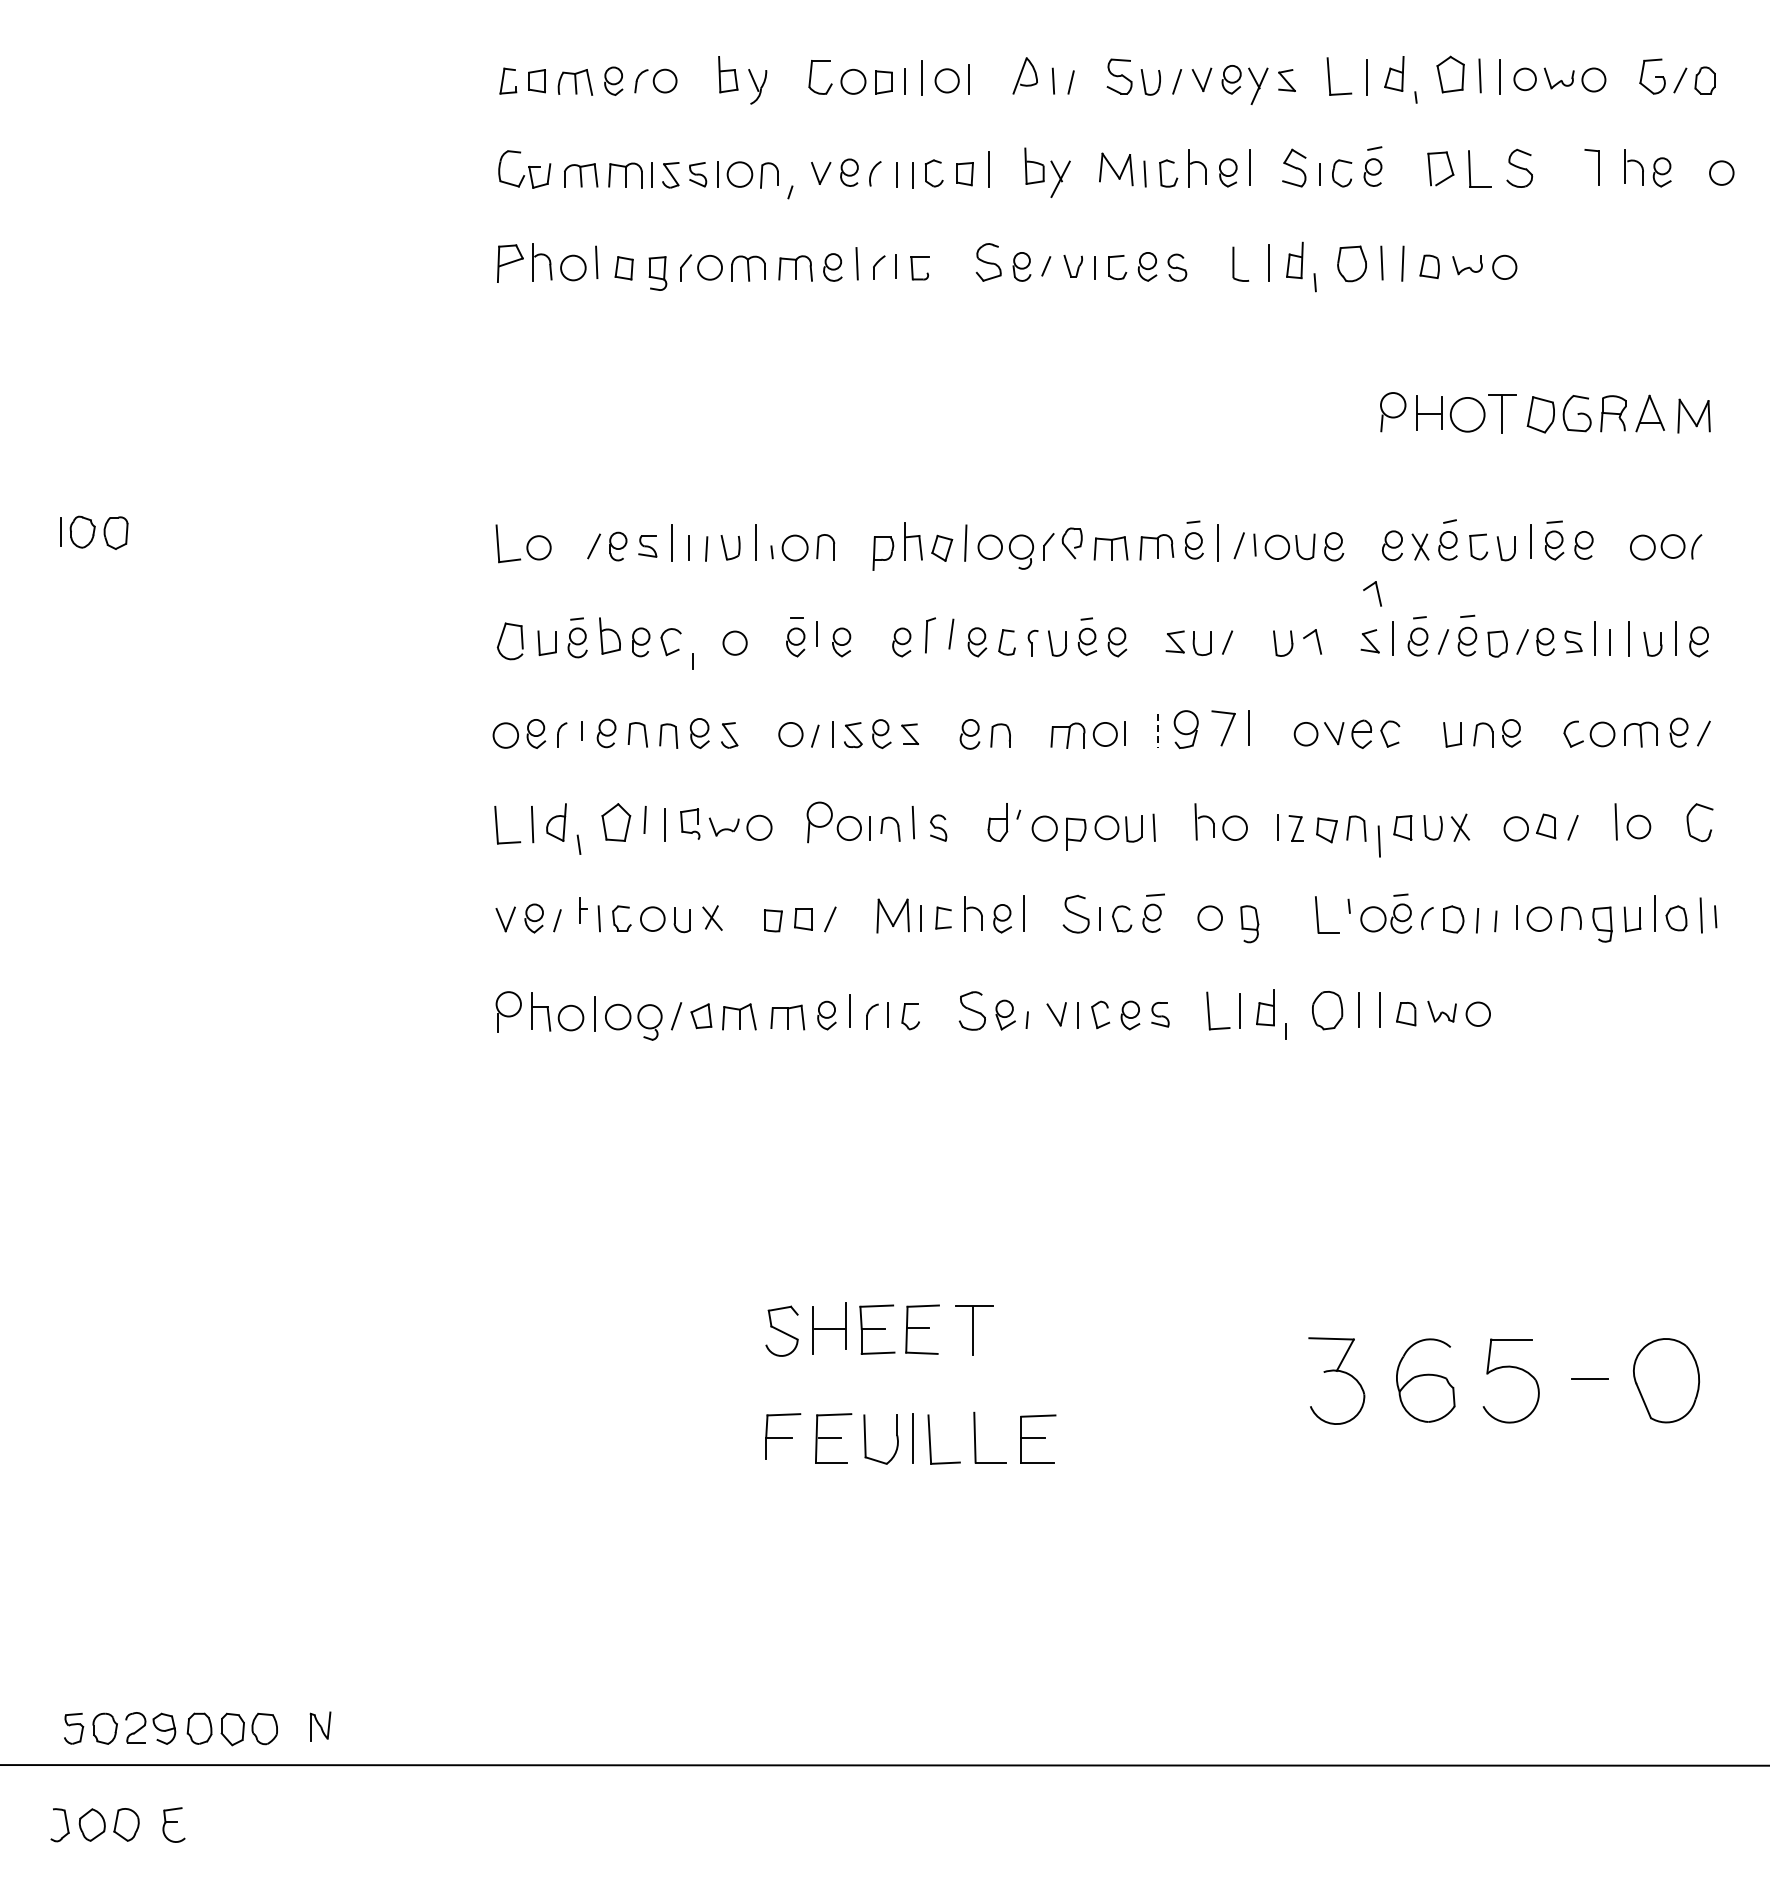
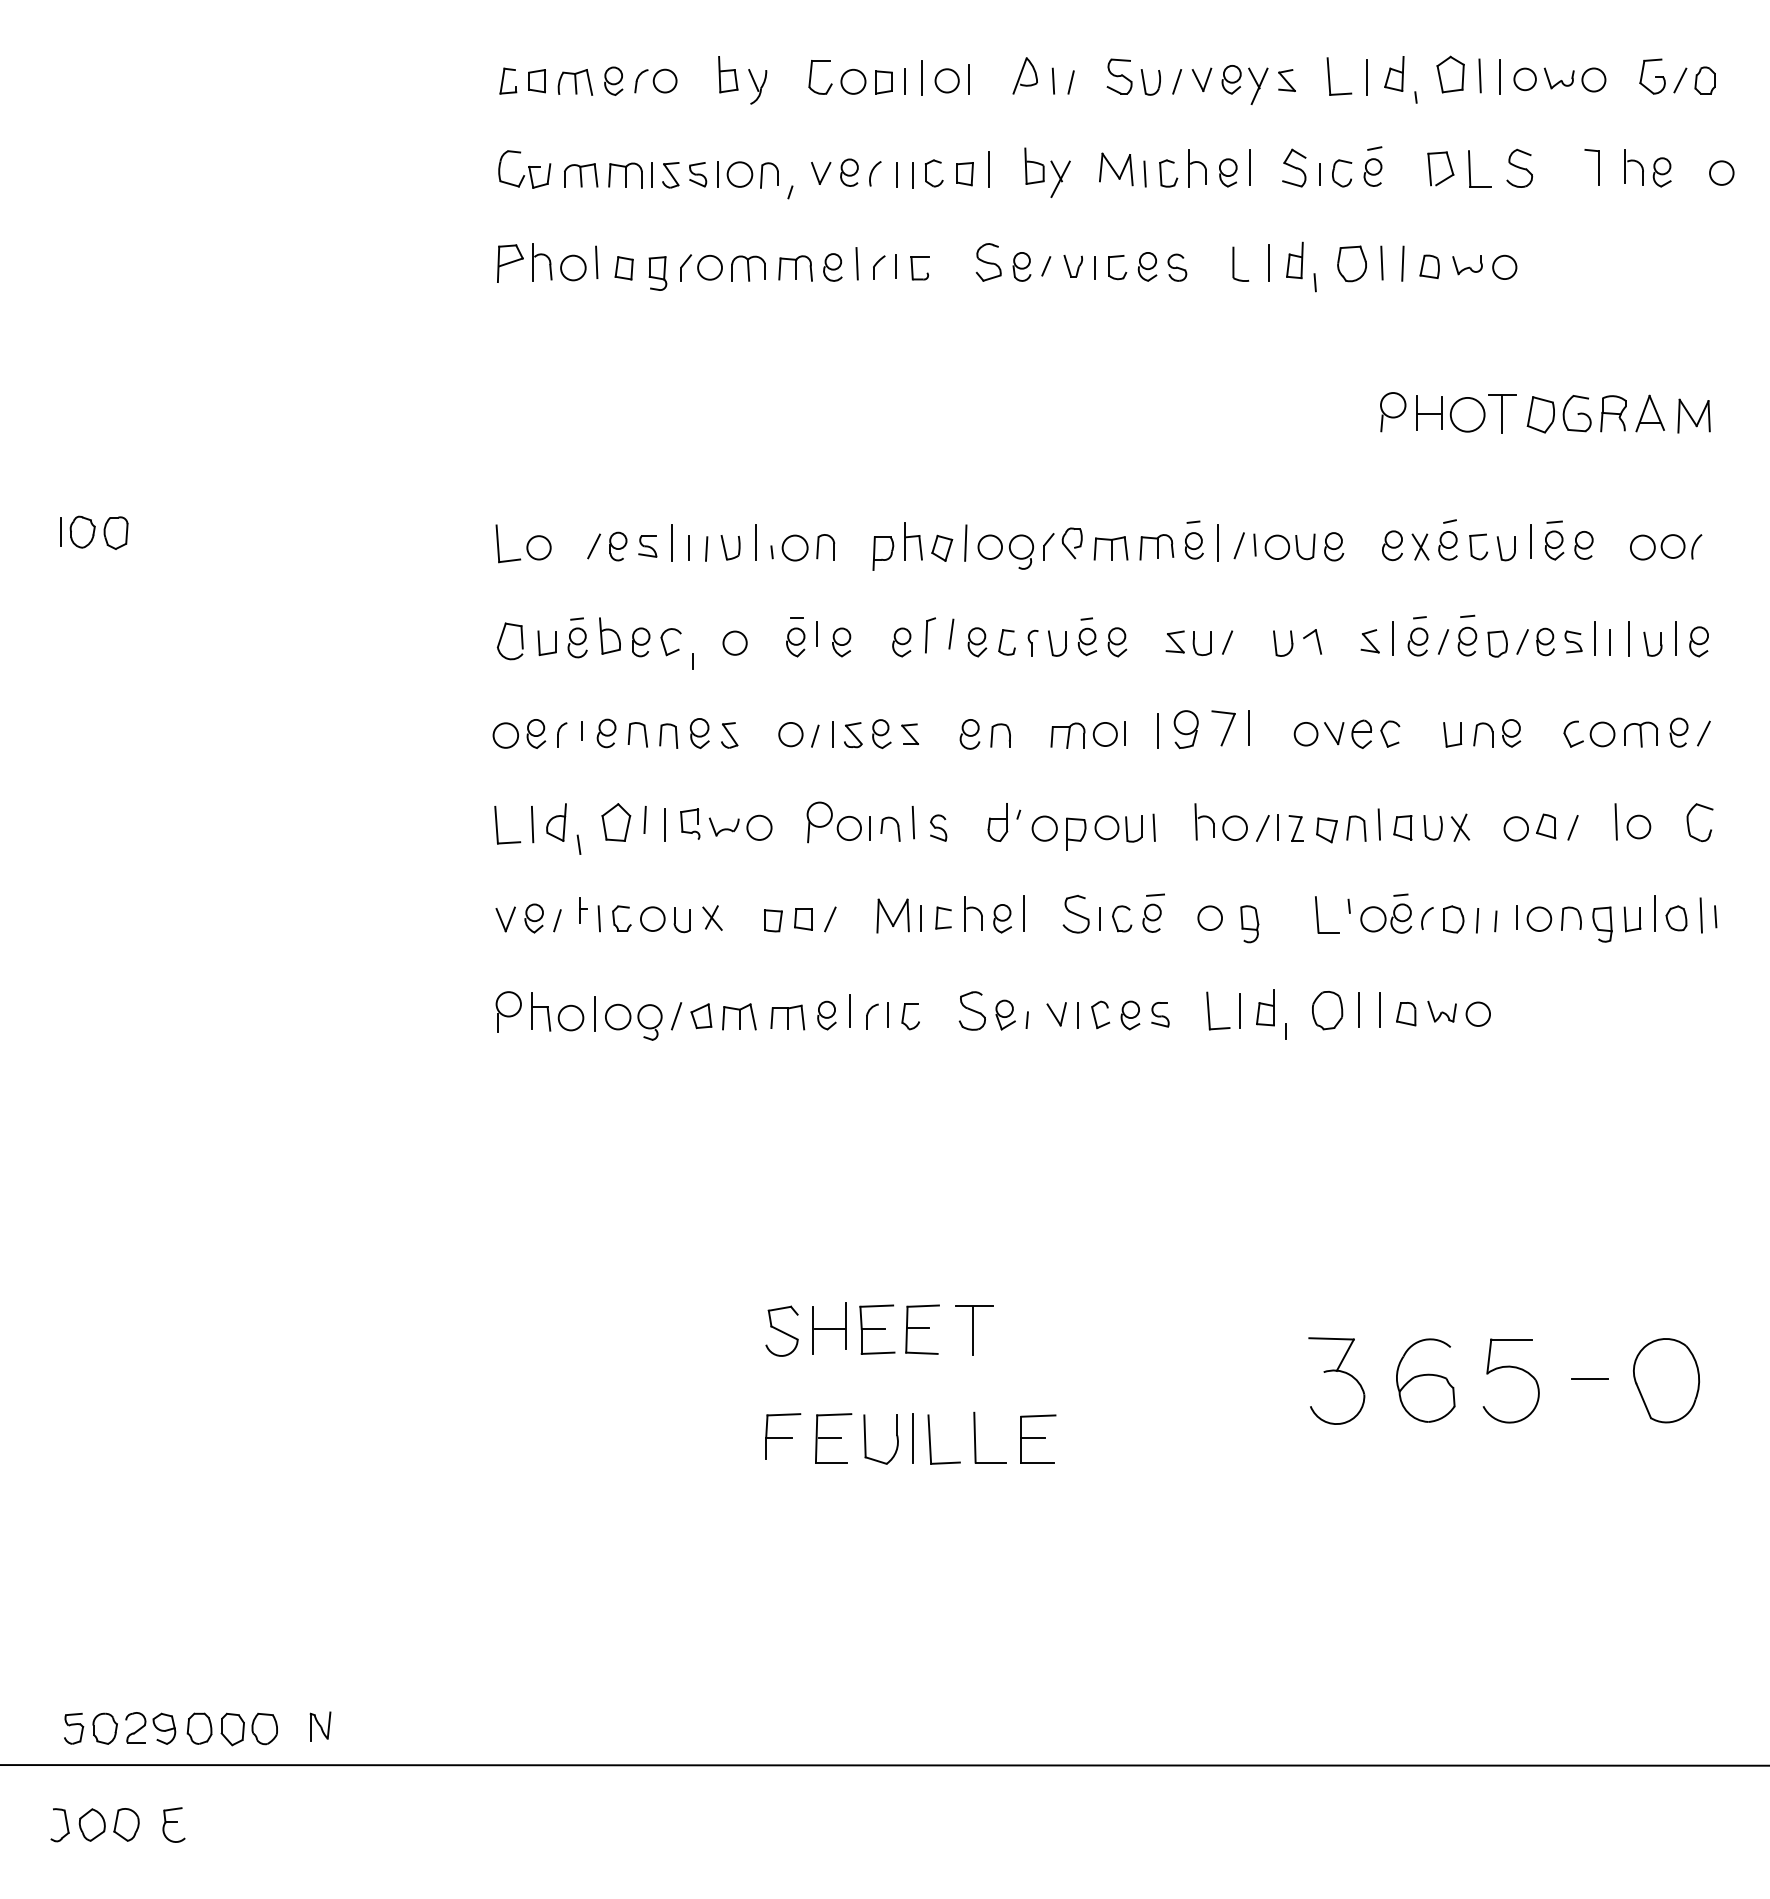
part: present -> none (1372, 593)
line: dashed -> solid (1157, 731)
line: none -> present (1262, 828)
line position: (1378, 841) -> (1378, 824) (1378, 824)
